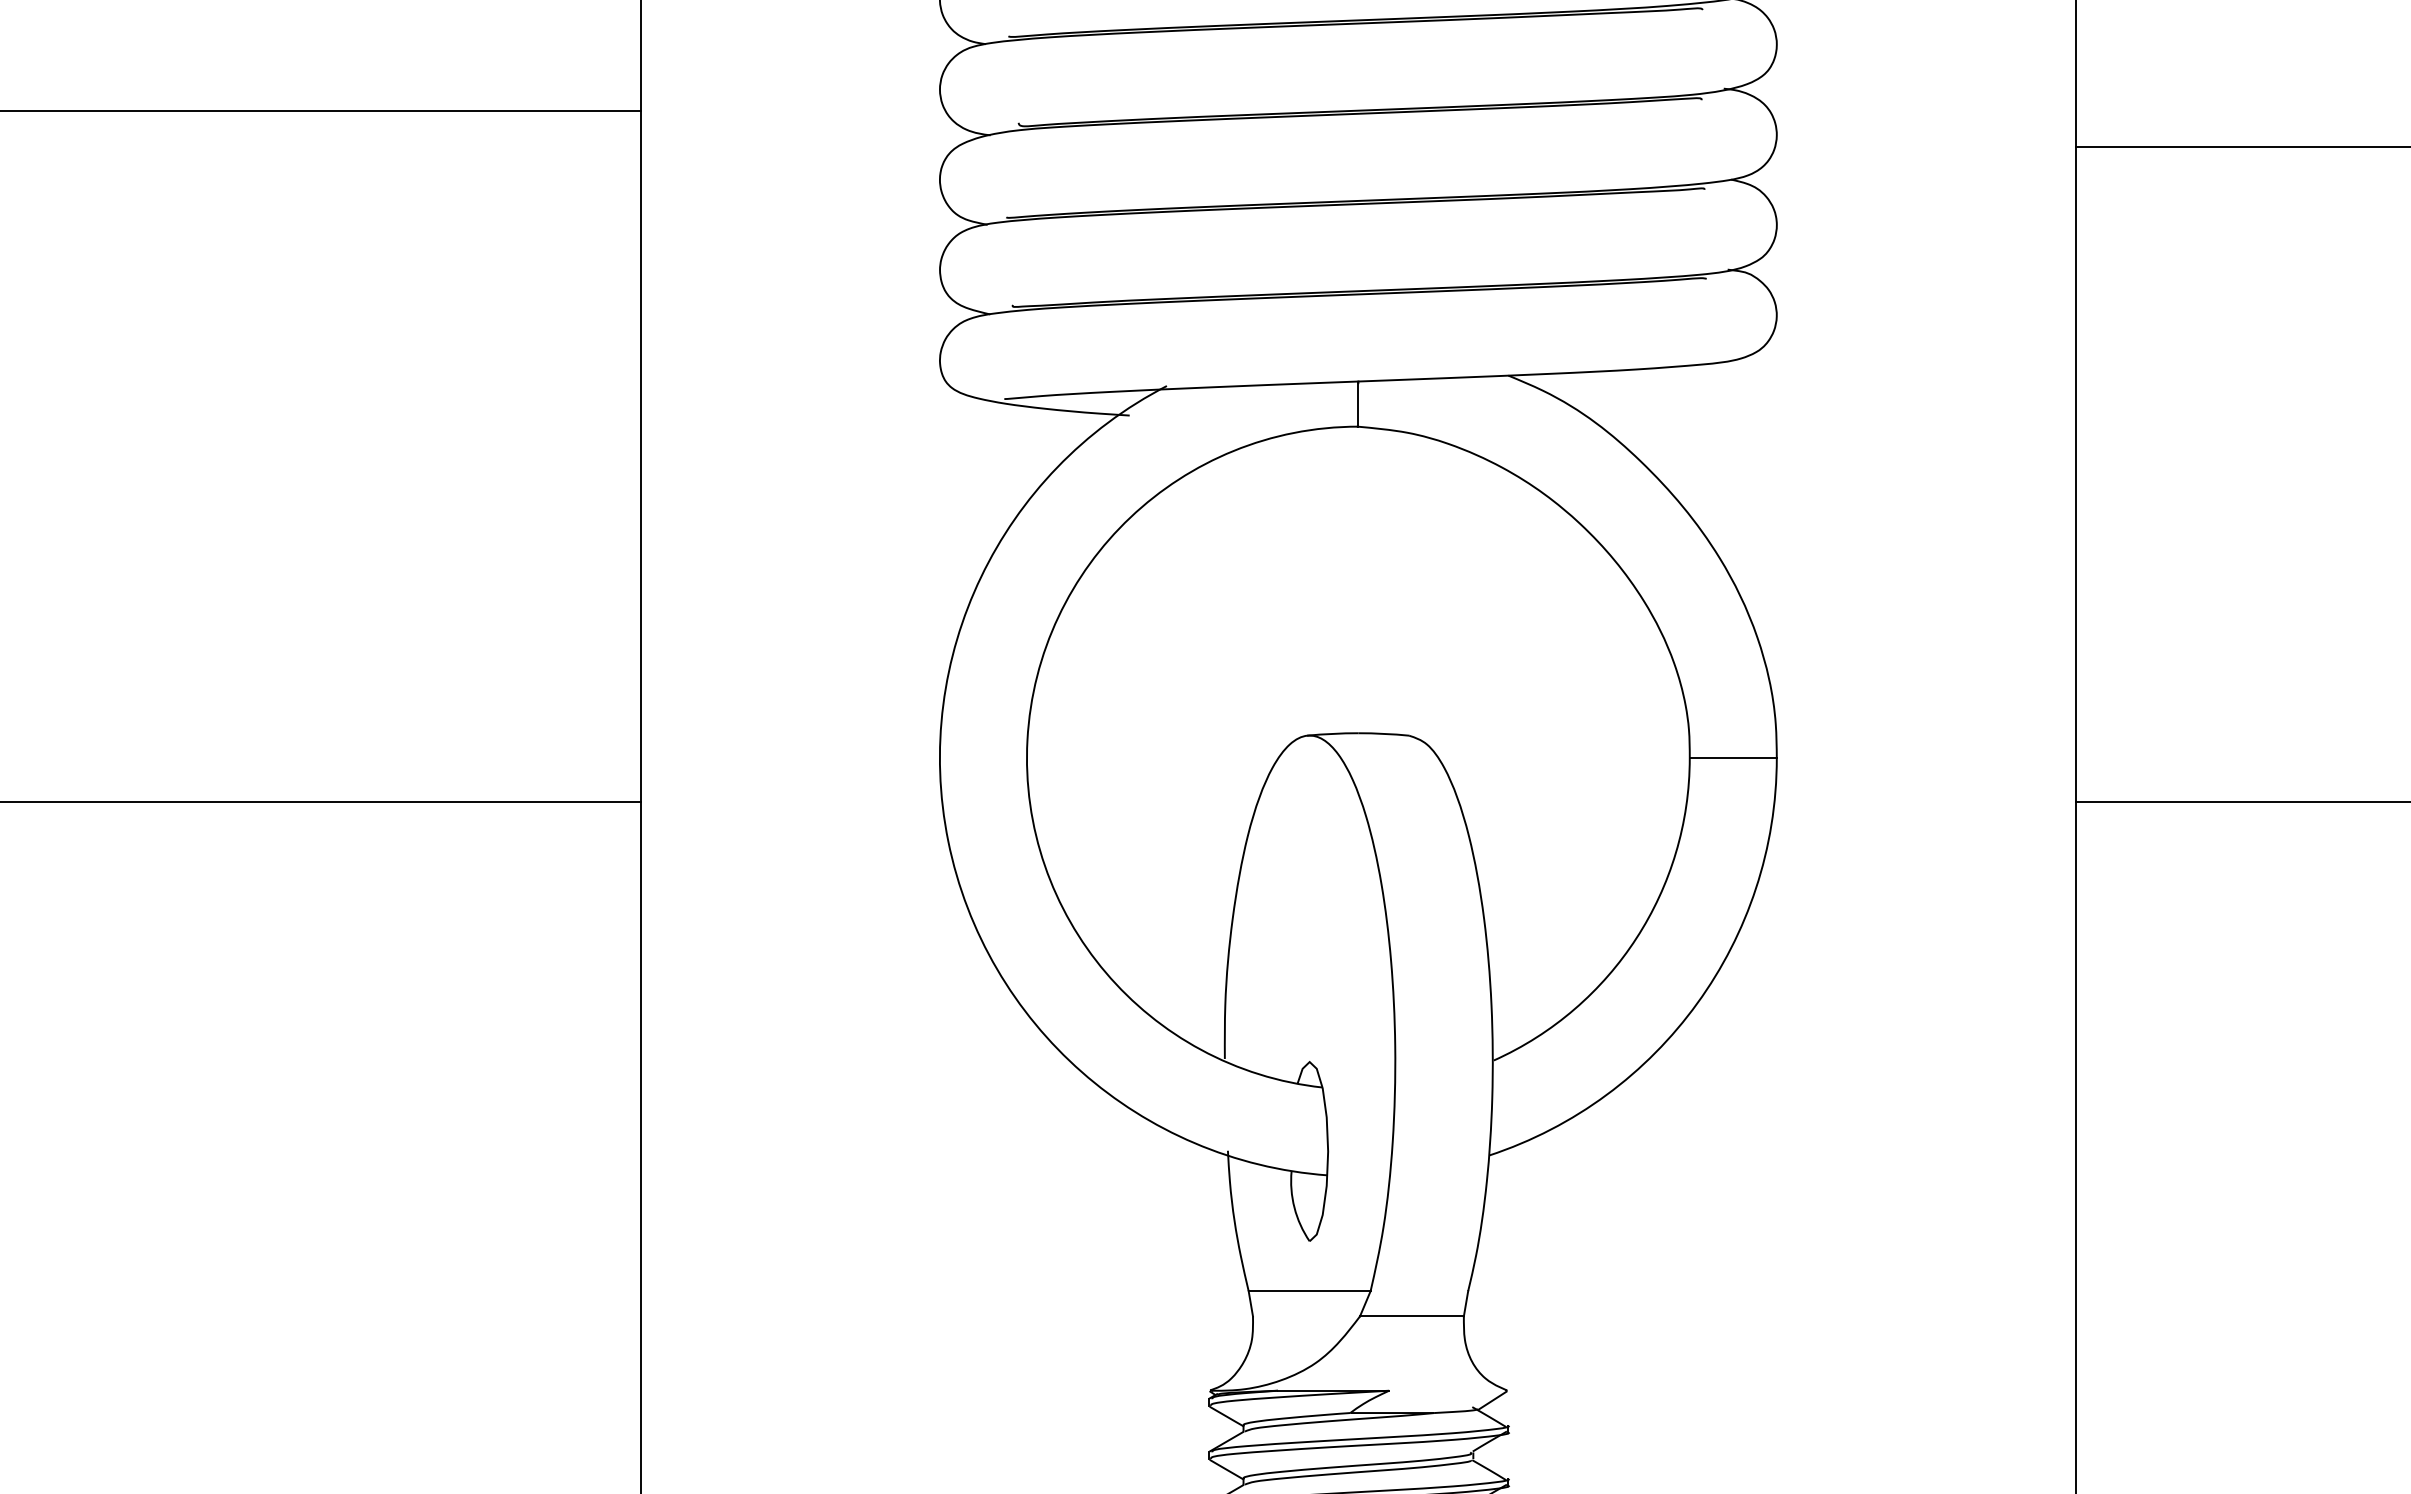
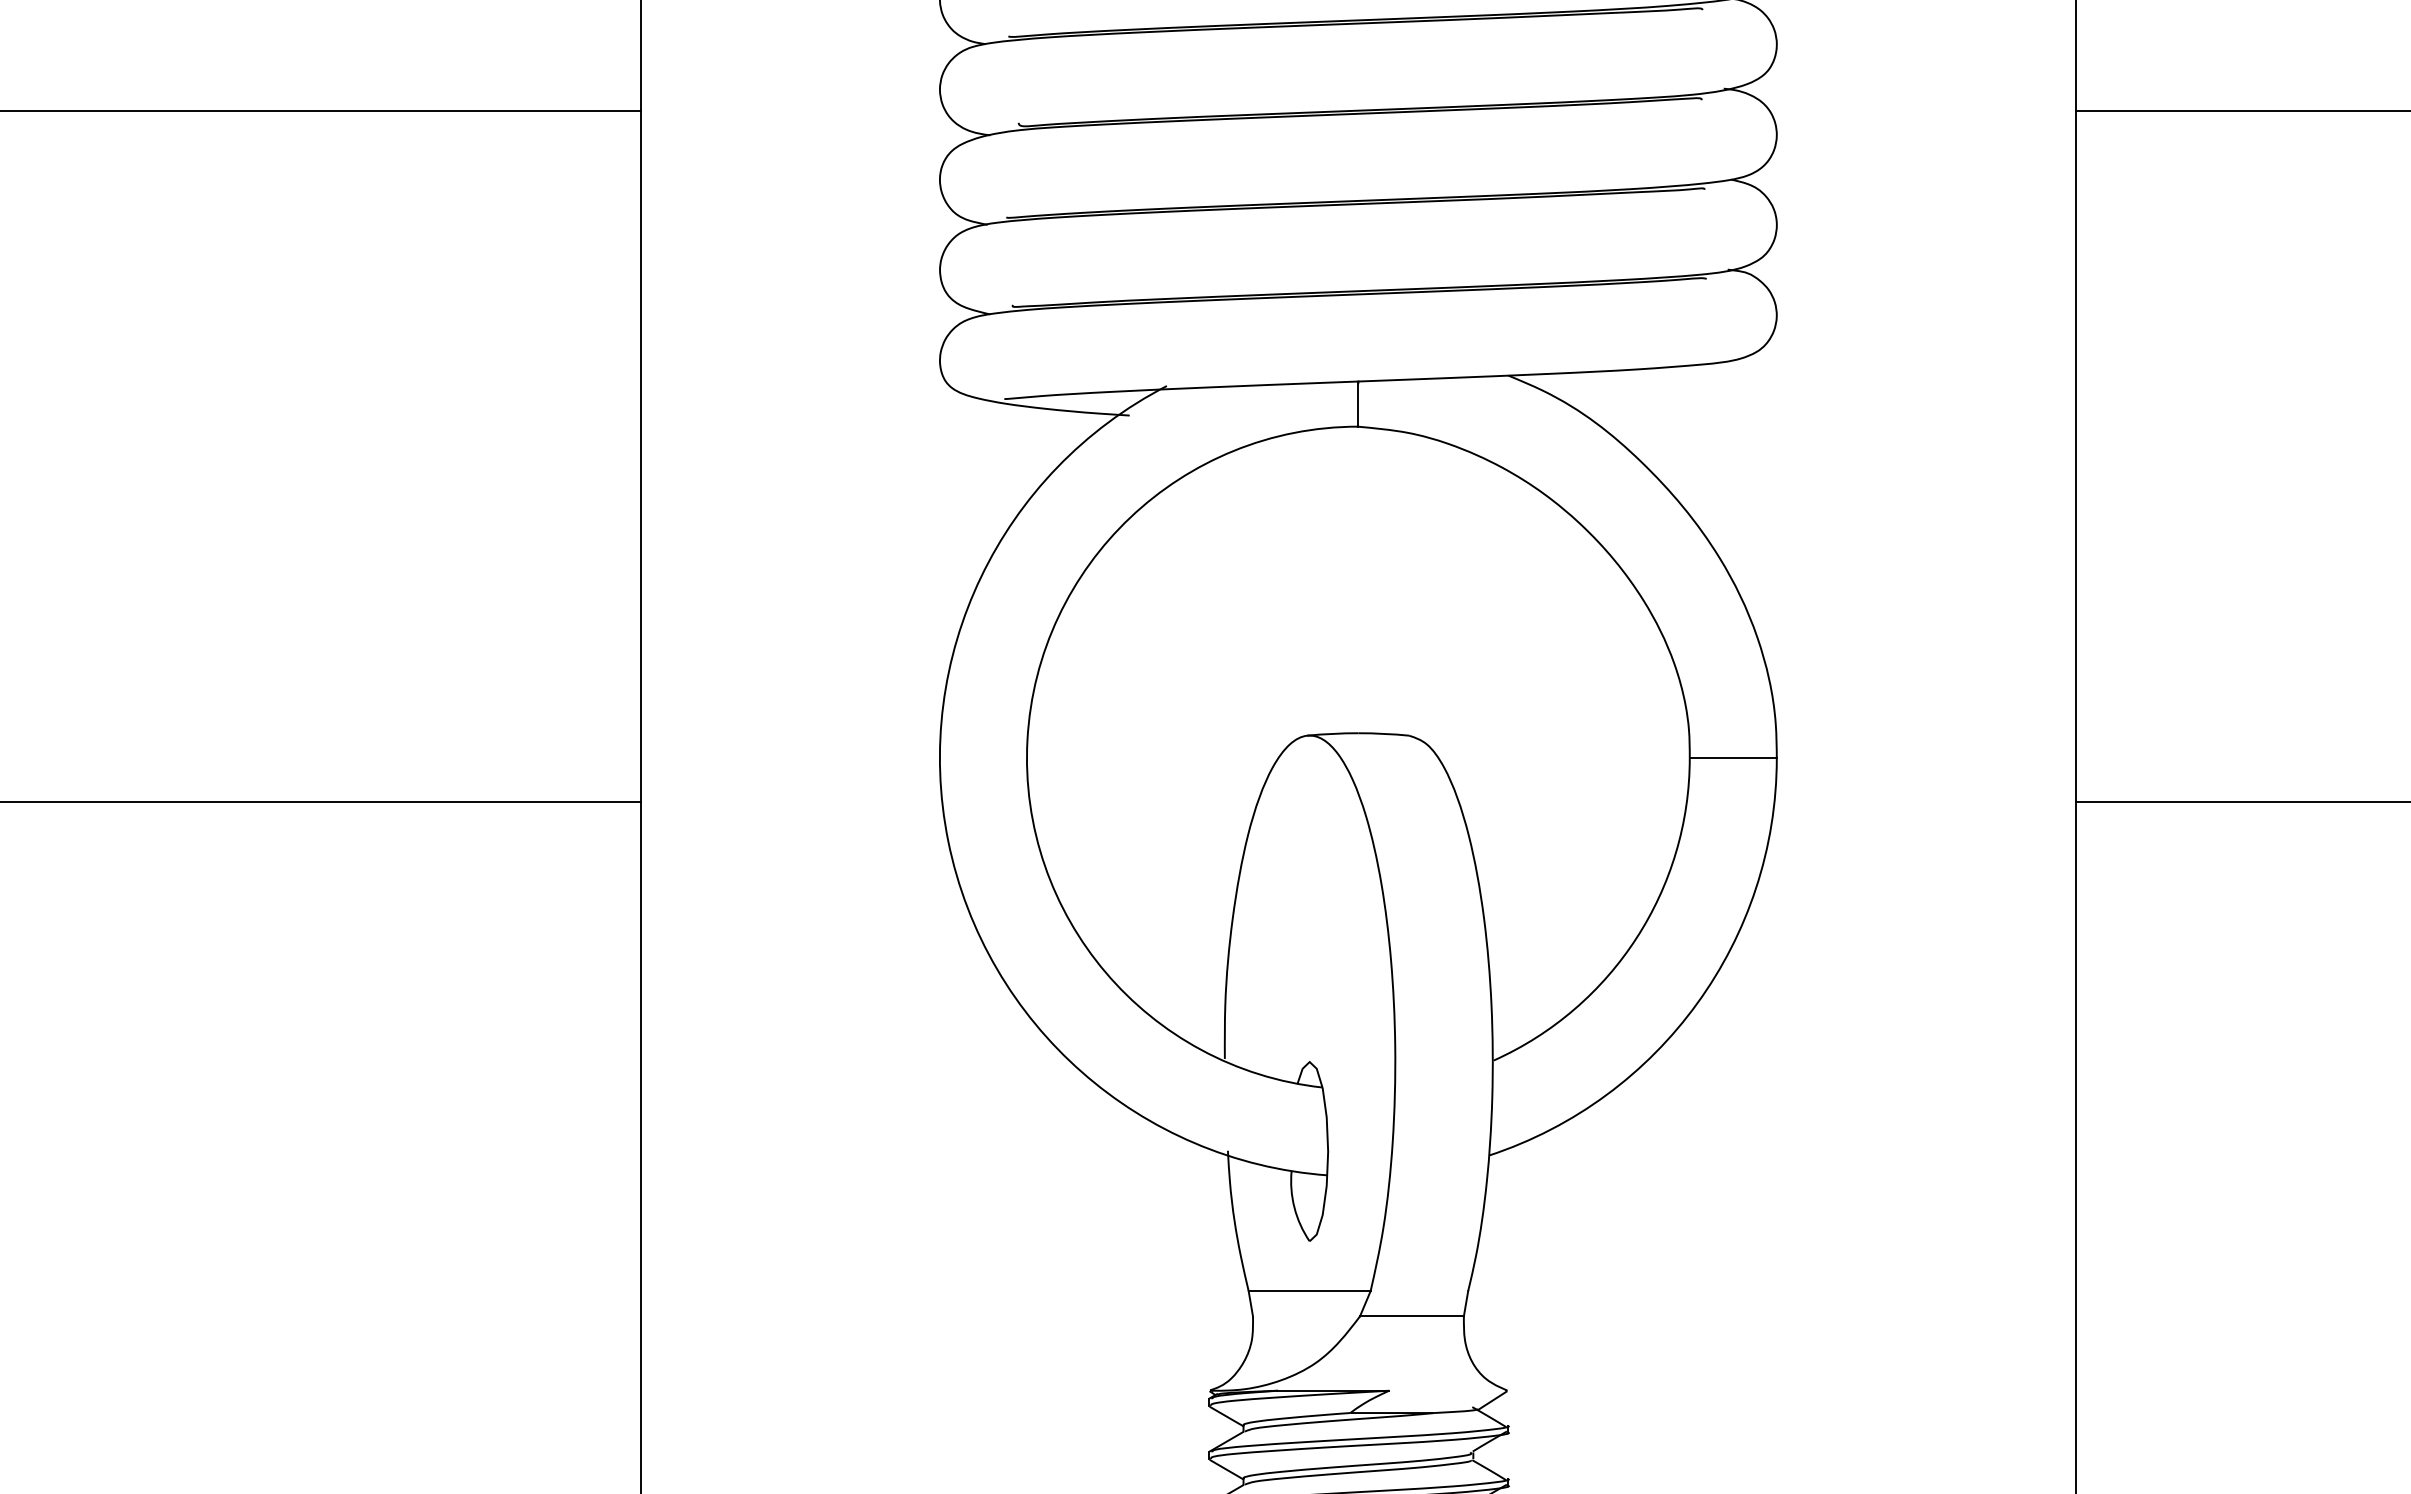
line position: (2241, 146) -> (2241, 110) (2241, 110)
